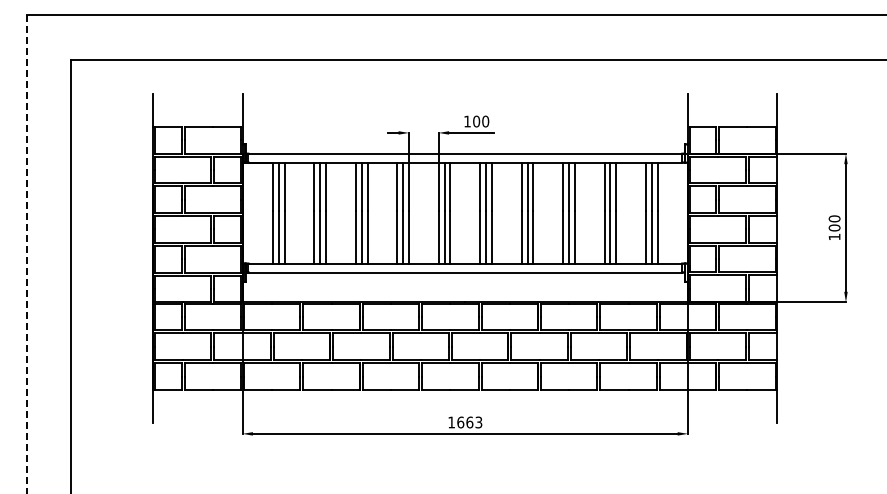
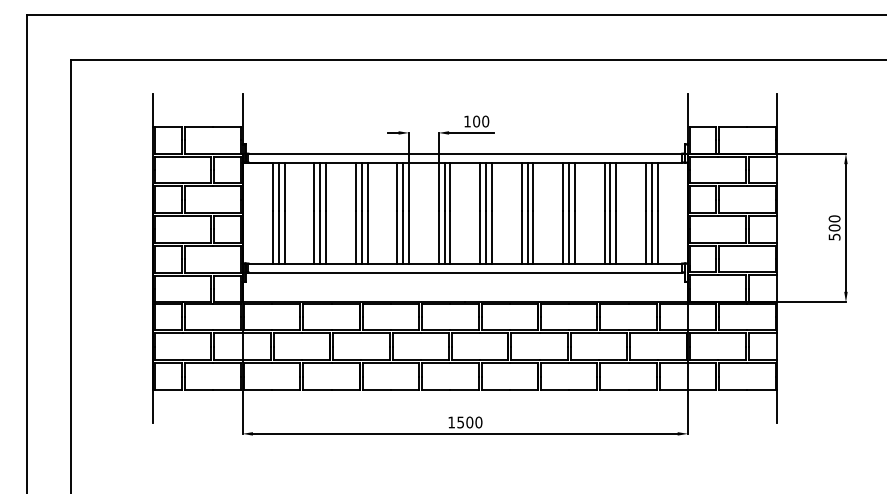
text: 100 -> 500 (834, 236)
line: dashed -> solid (26, 254)
text: 1663 -> 1500 (469, 422)
